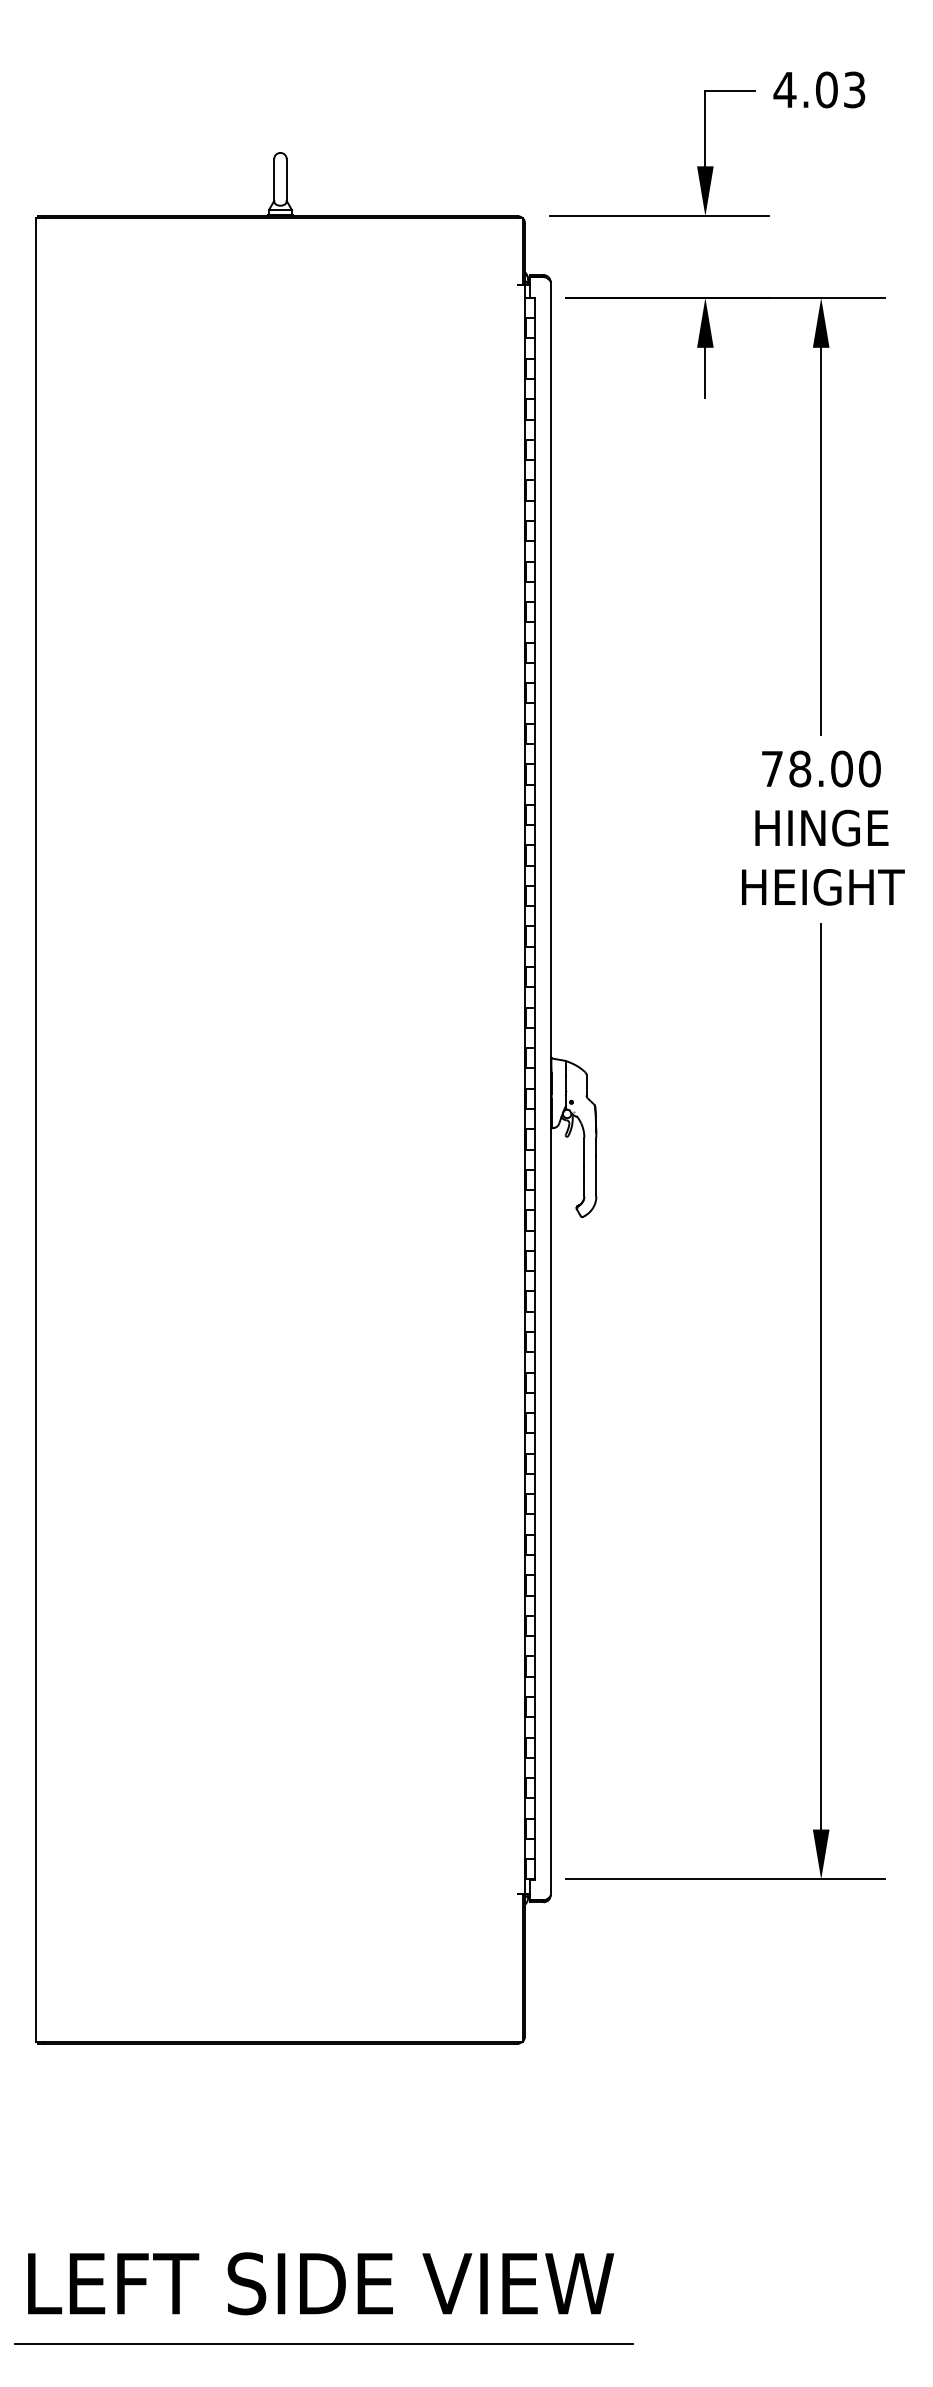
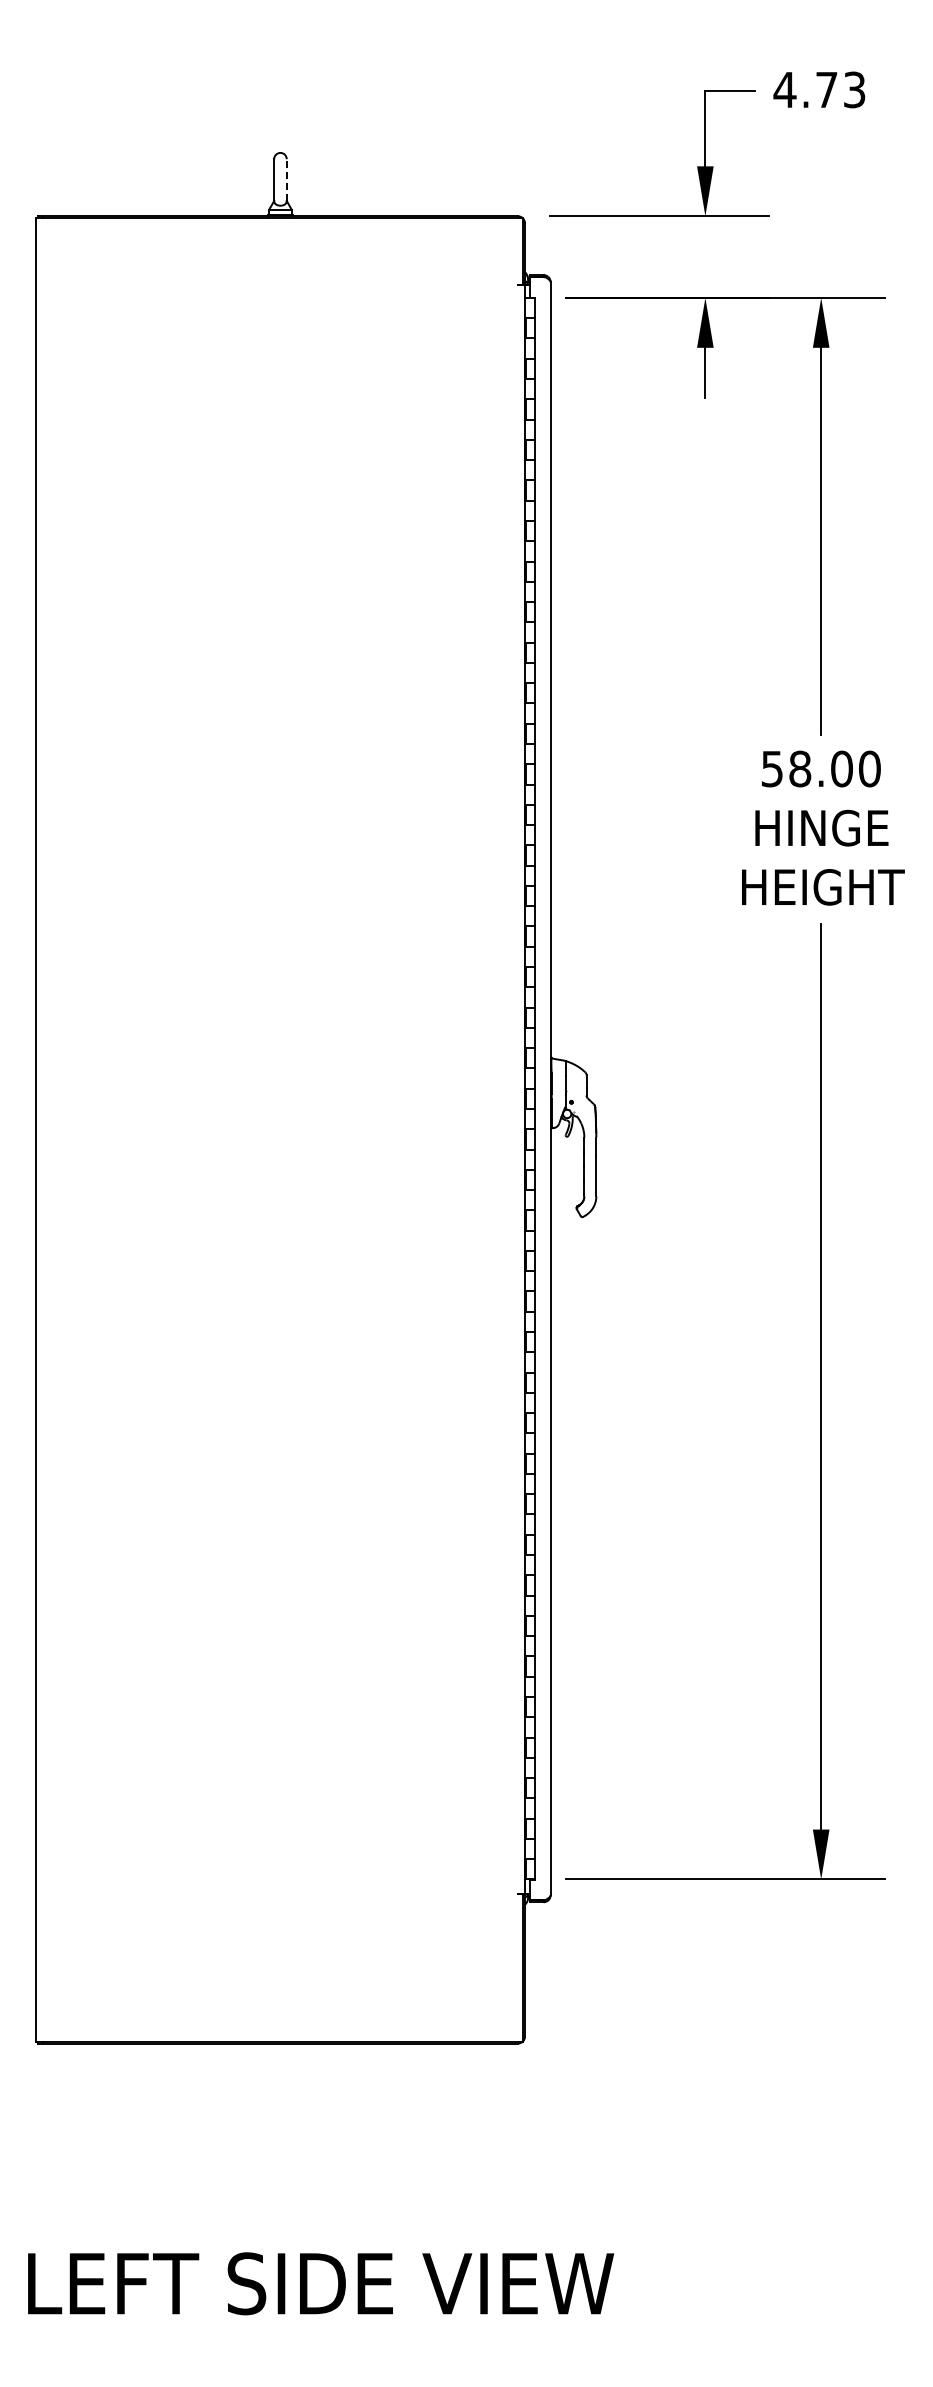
text: 4.03 -> 4.73 (826, 89)
line: solid -> dashed (286, 180)
text: 78.00 -> 58.00 (772, 769)
line: present -> none (323, 2344)
